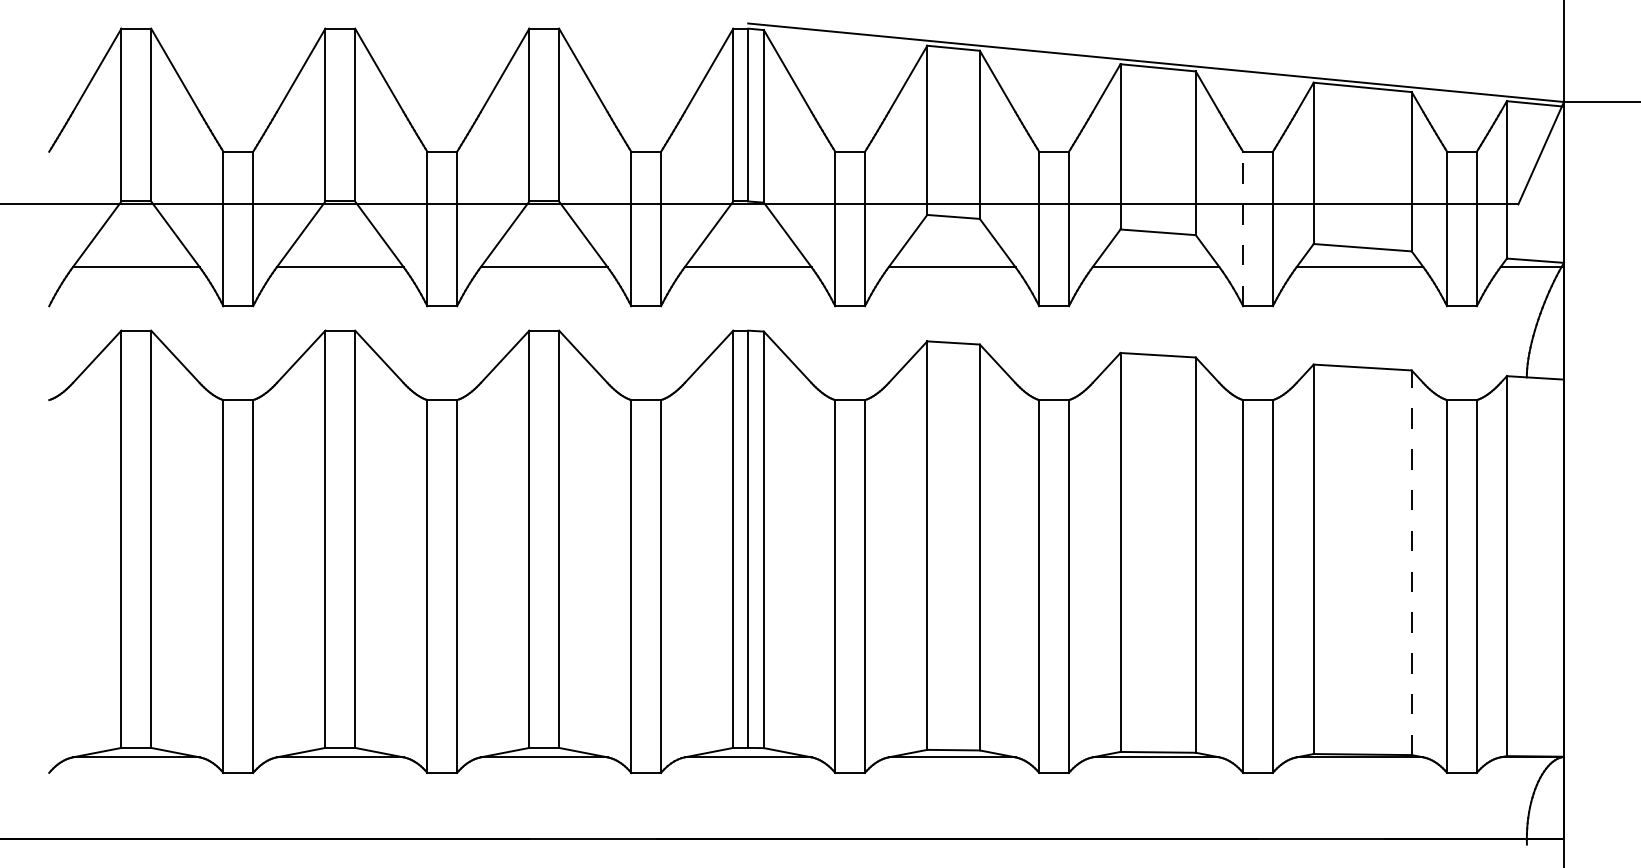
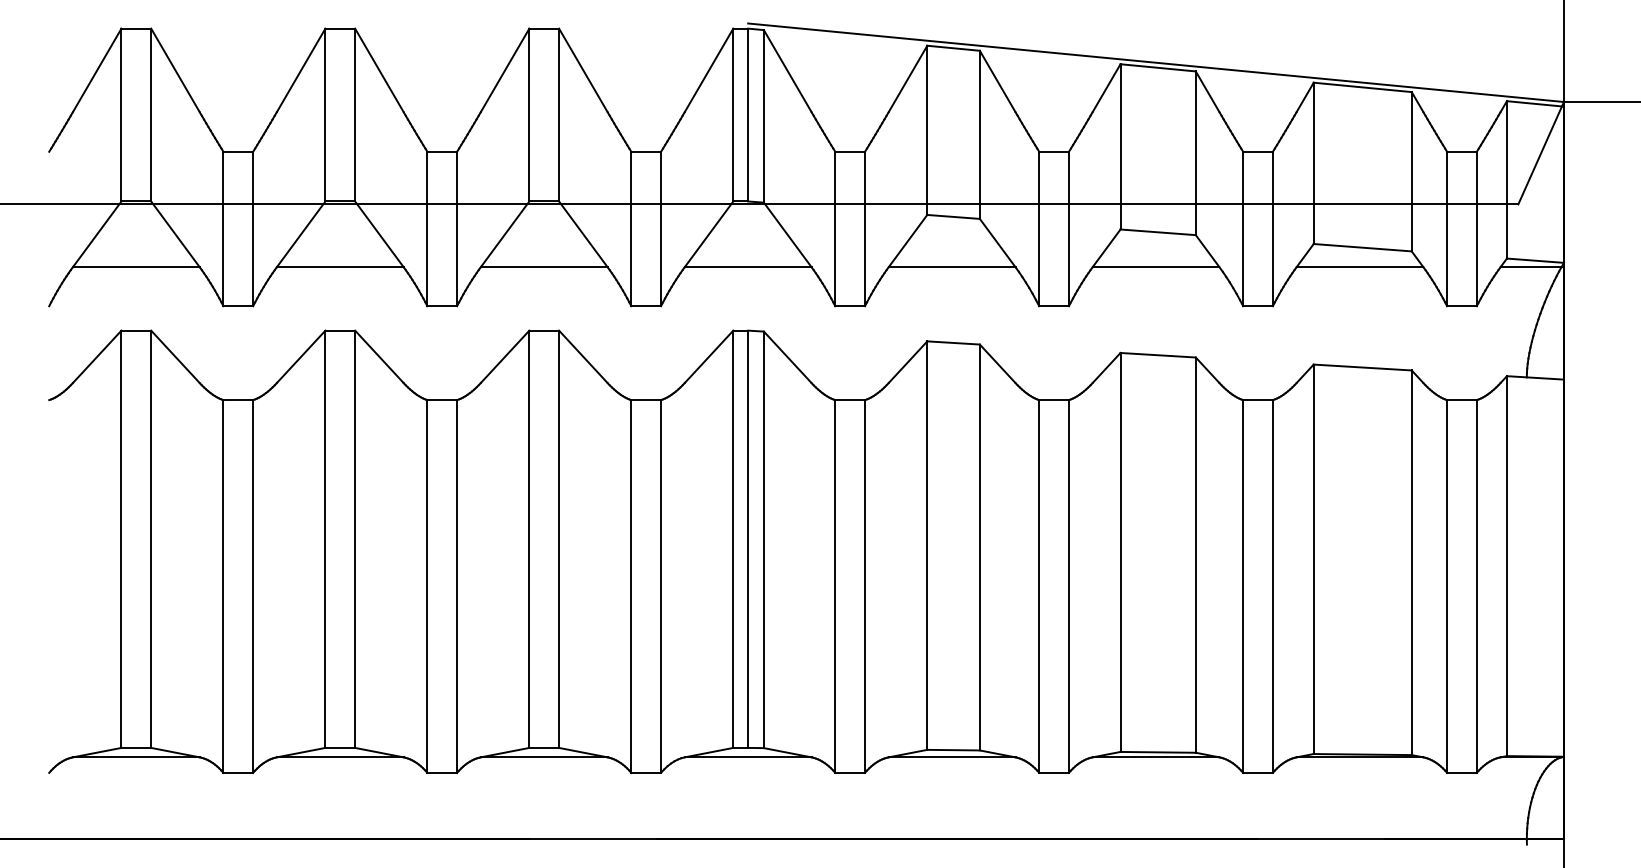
line: dashed -> solid (1243, 228)
line: dashed -> solid (1411, 562)
